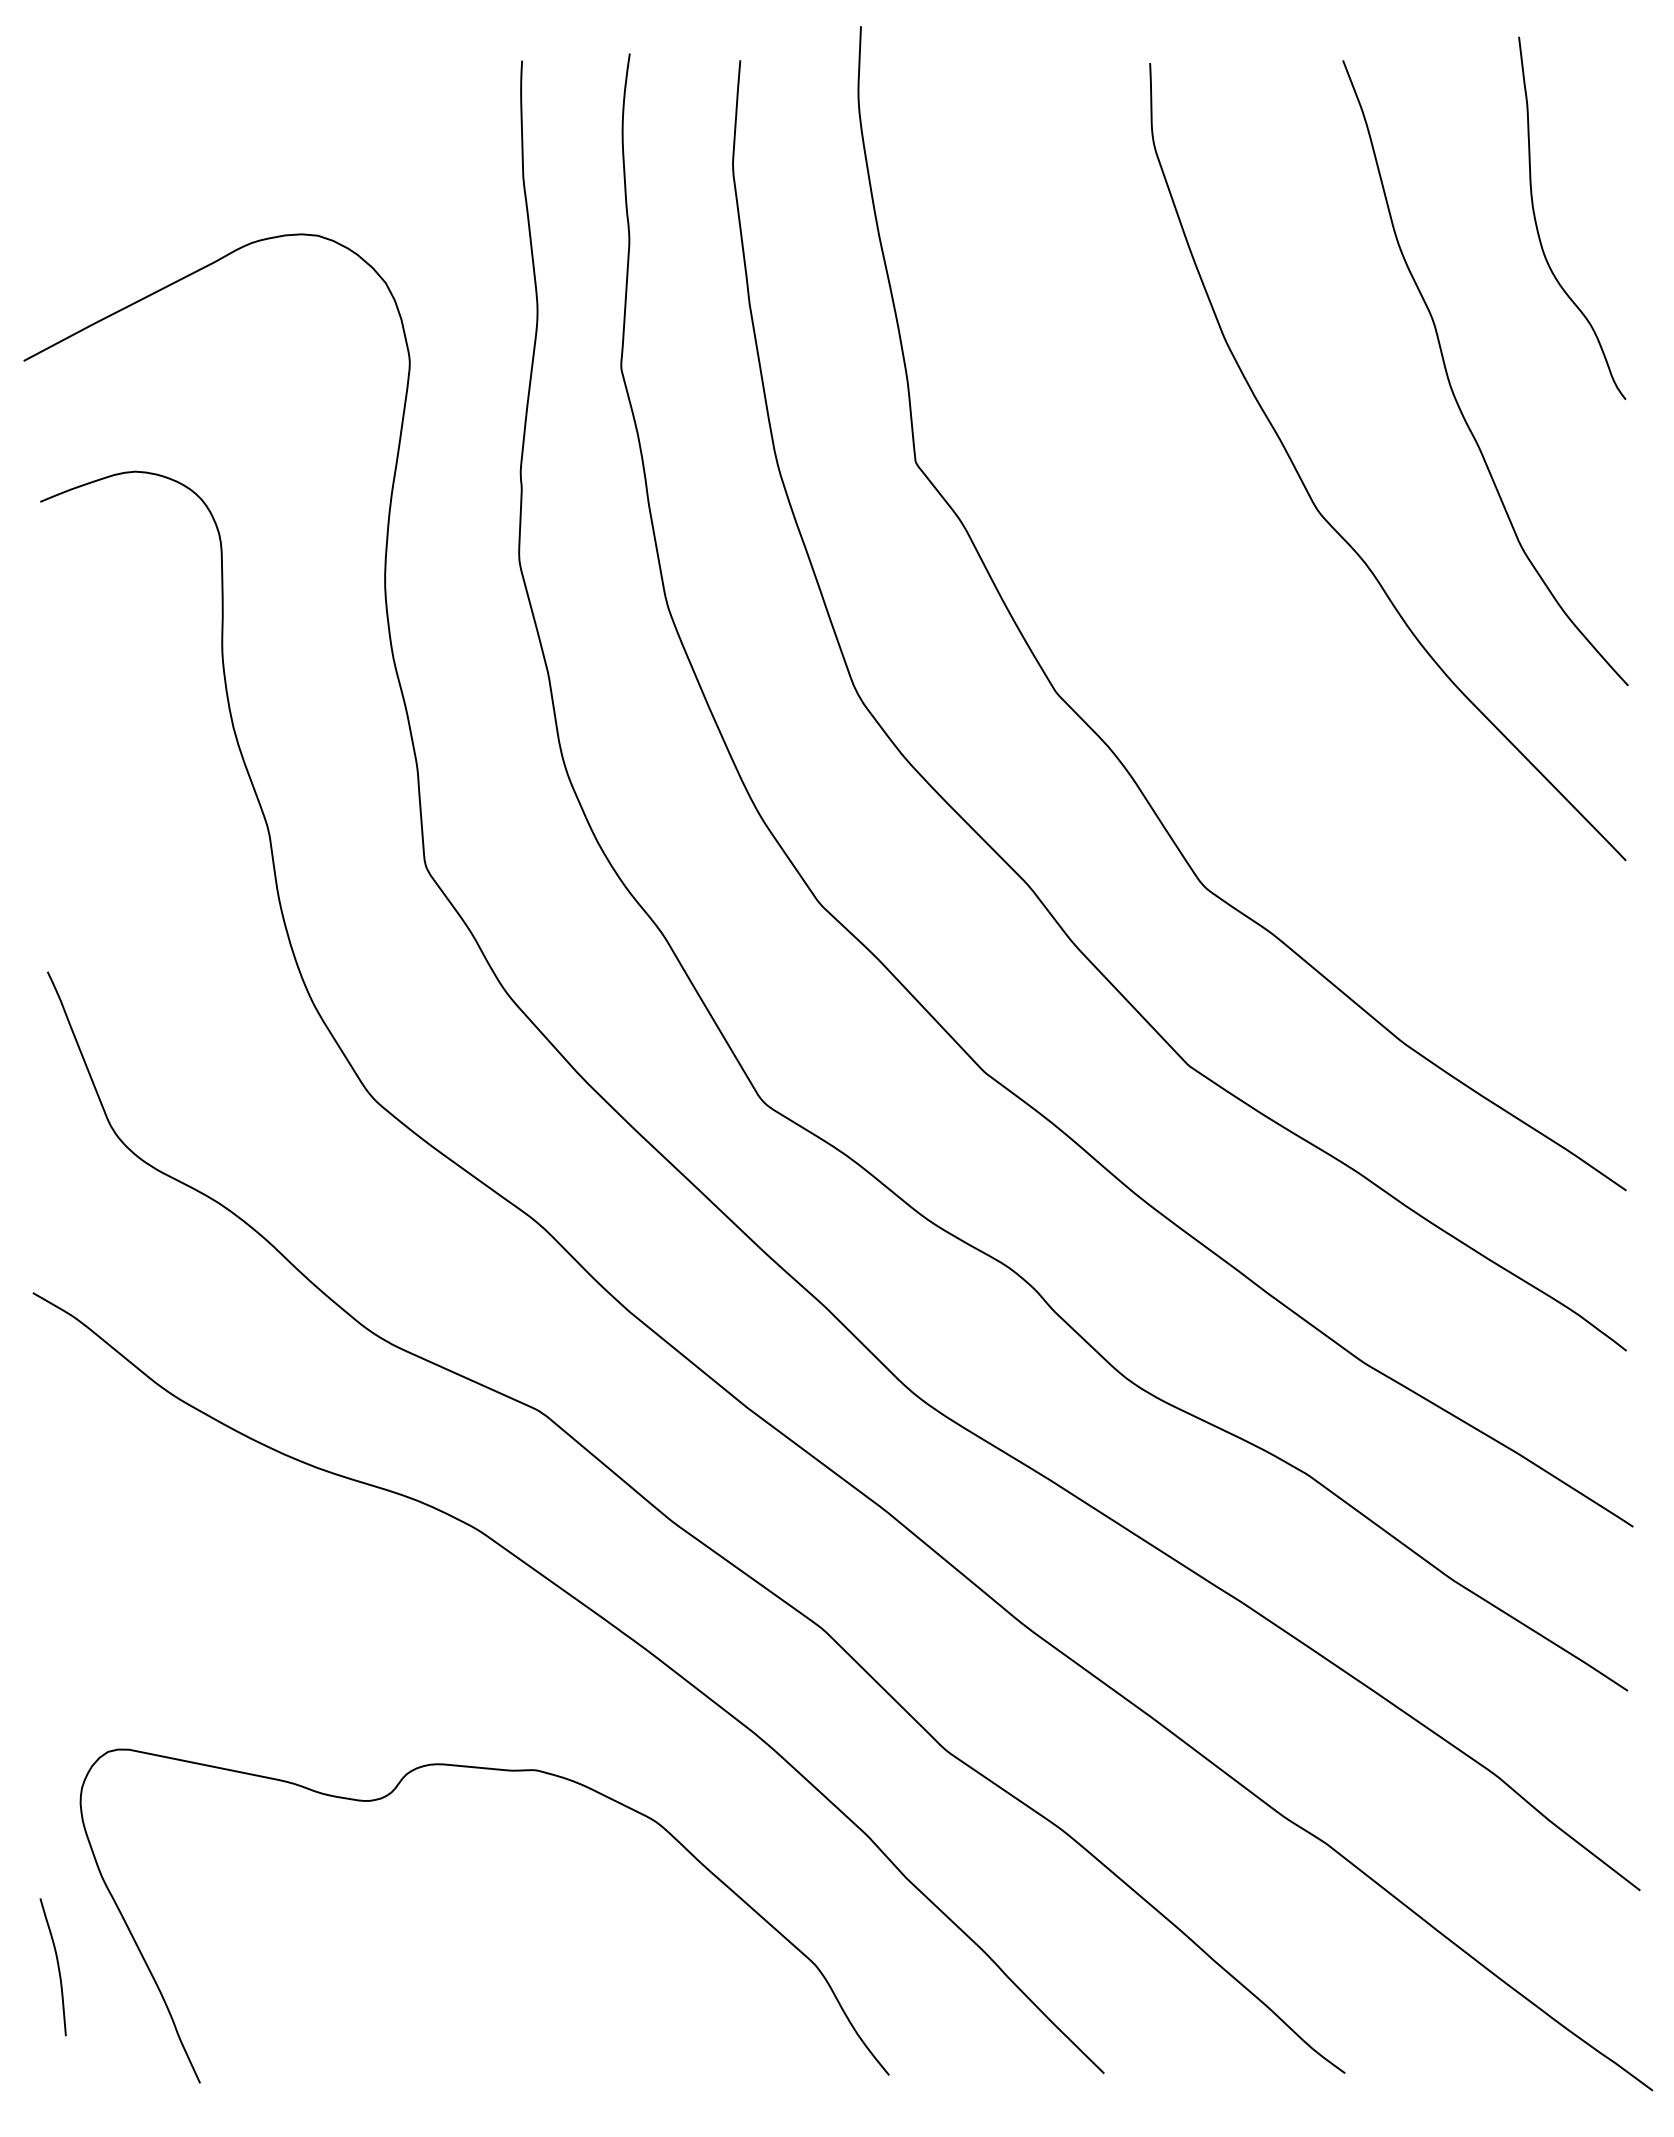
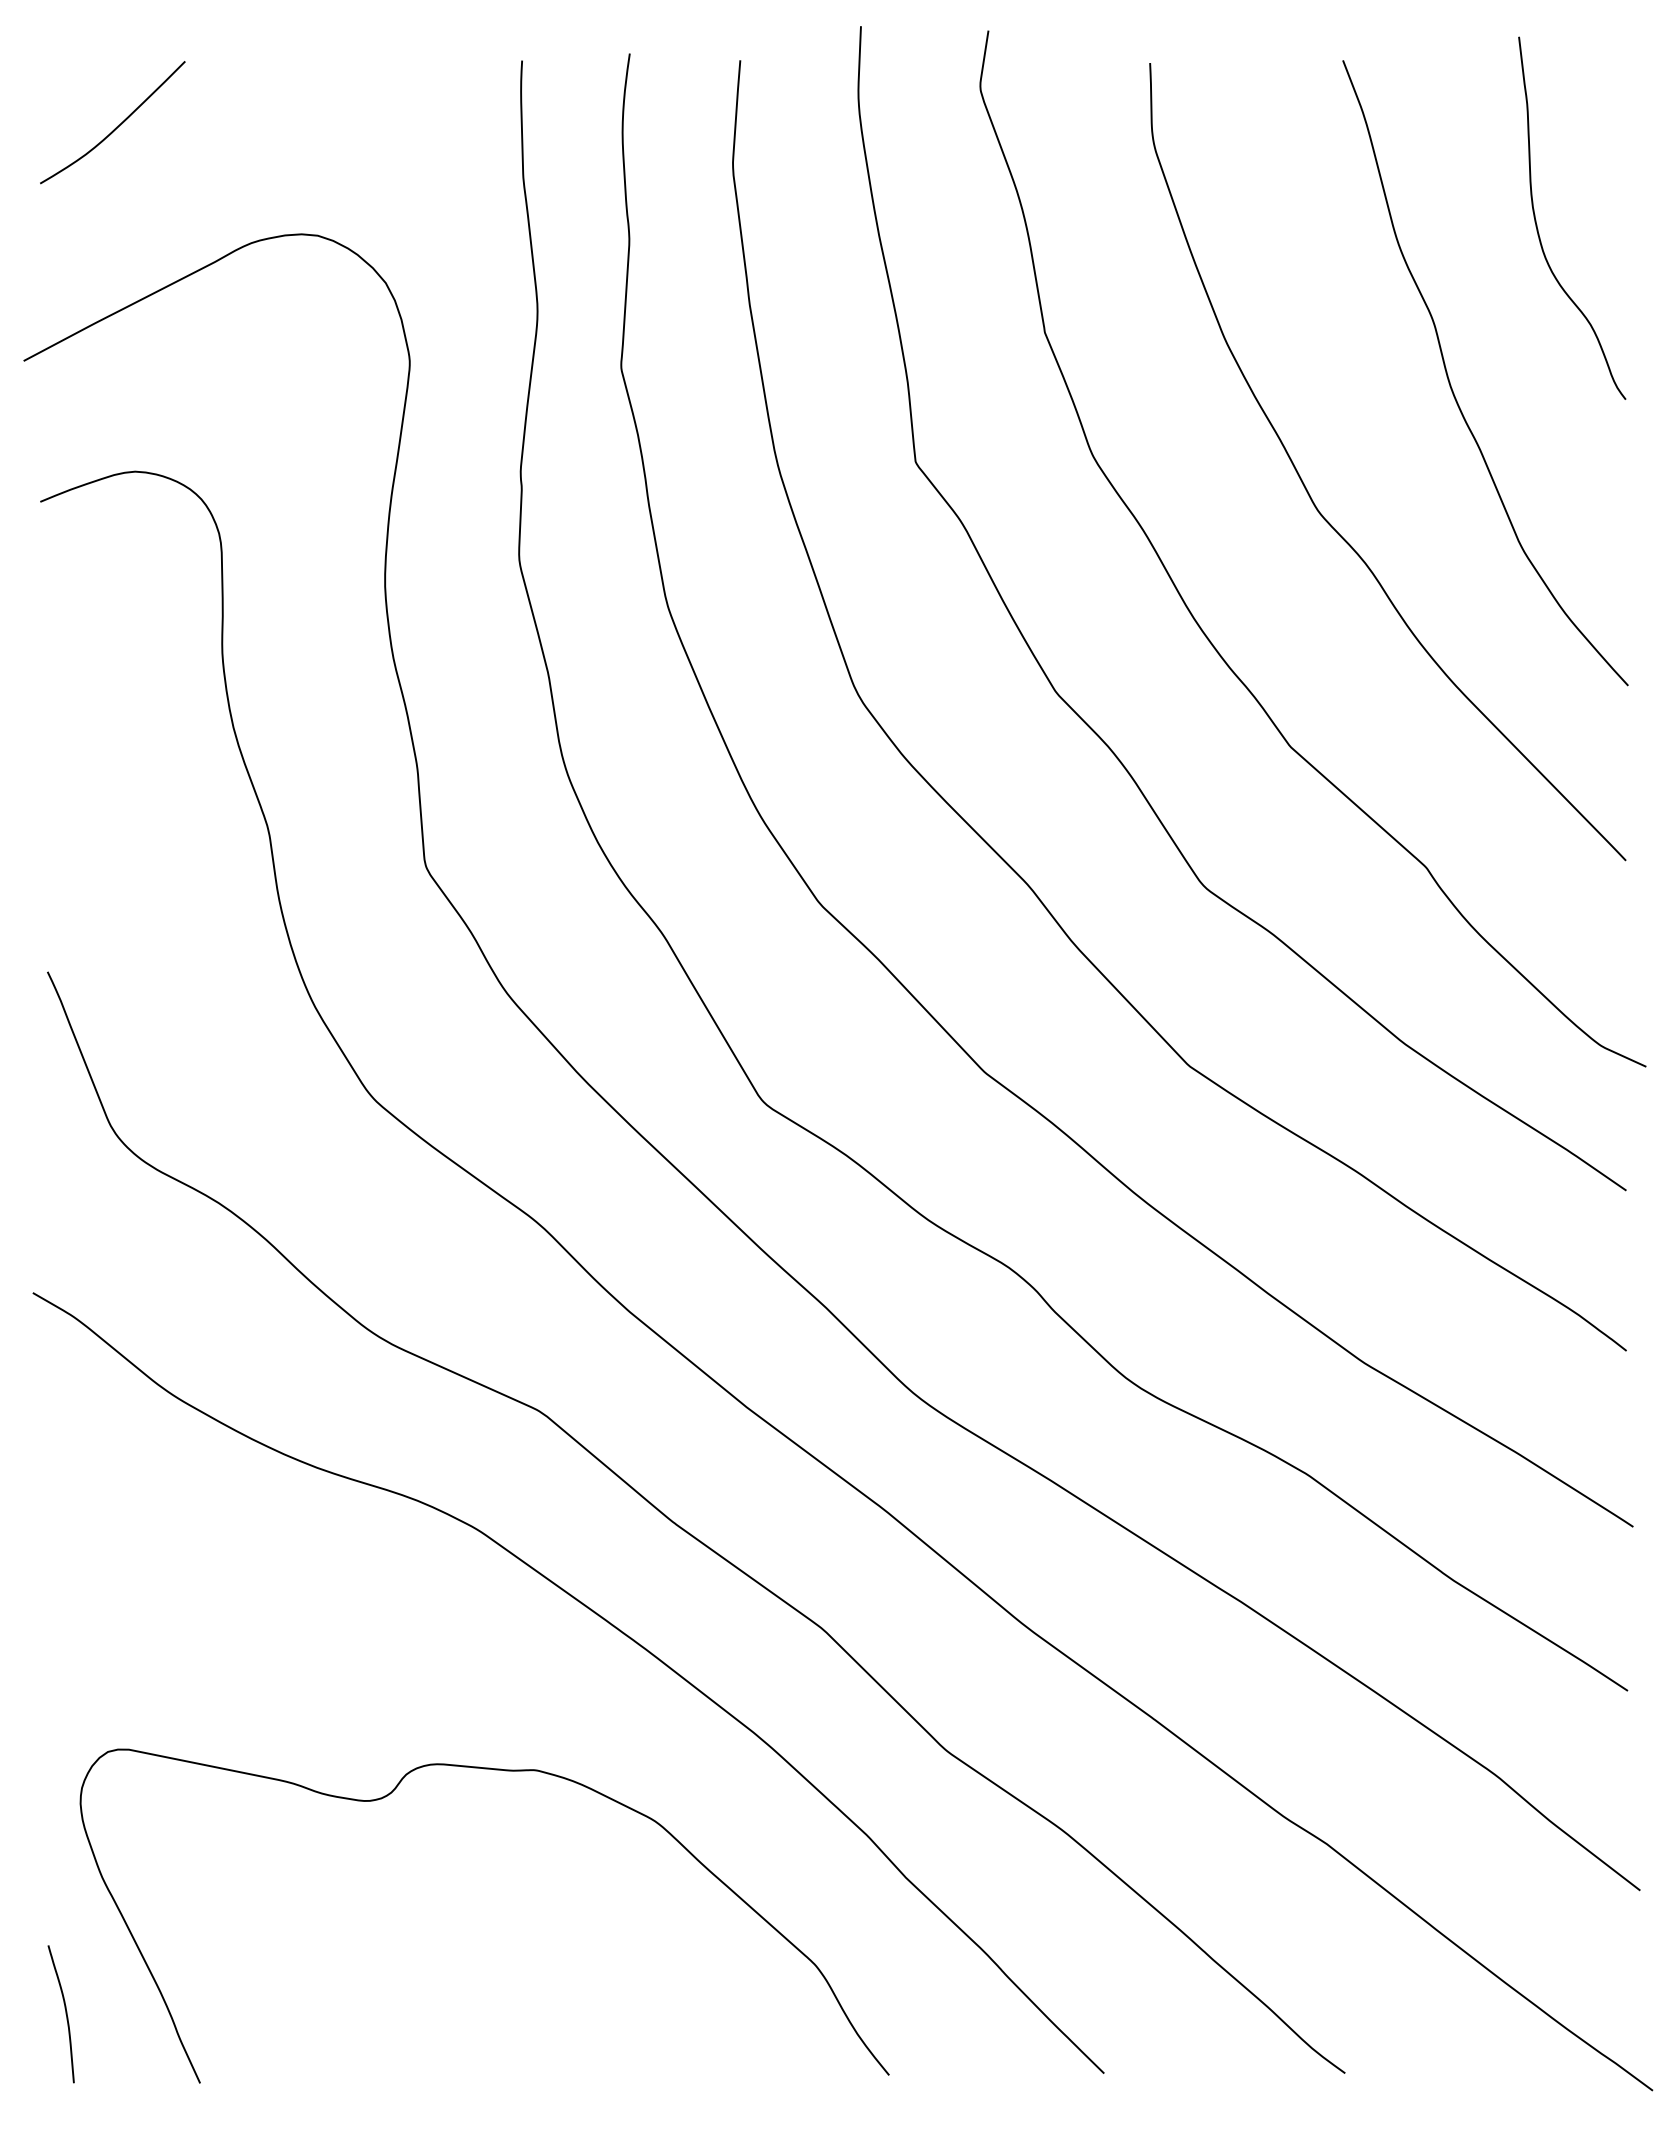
curve: none -> present (116, 126)
curve: none -> present (1199, 624)
curve position: (57, 1967) -> (65, 2014) (65, 2014)
